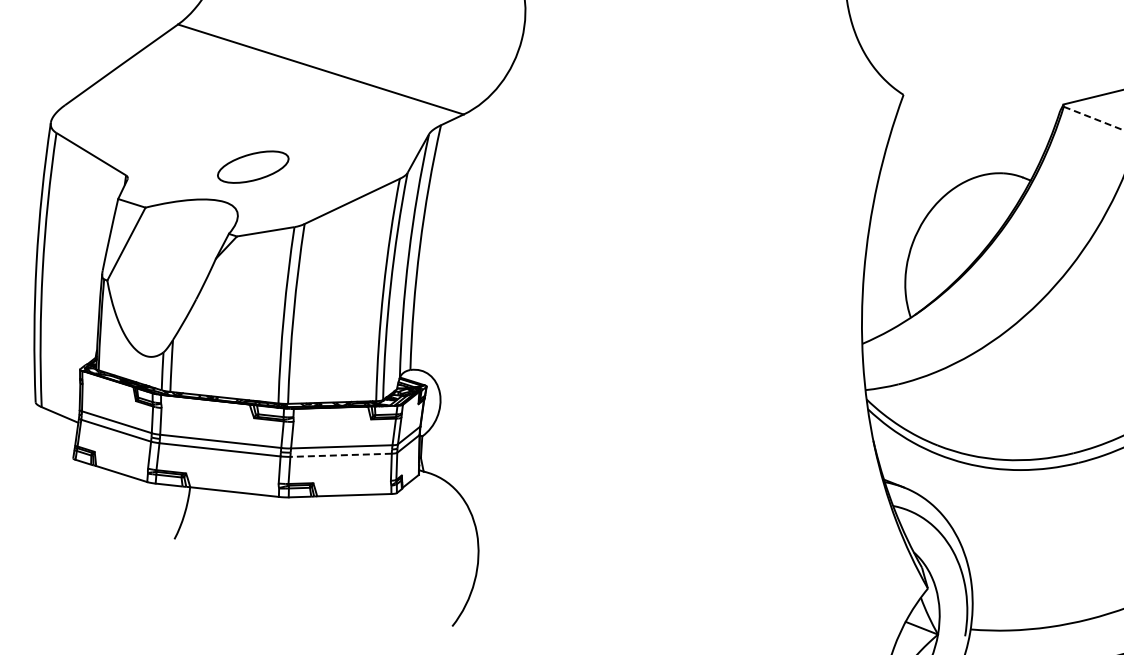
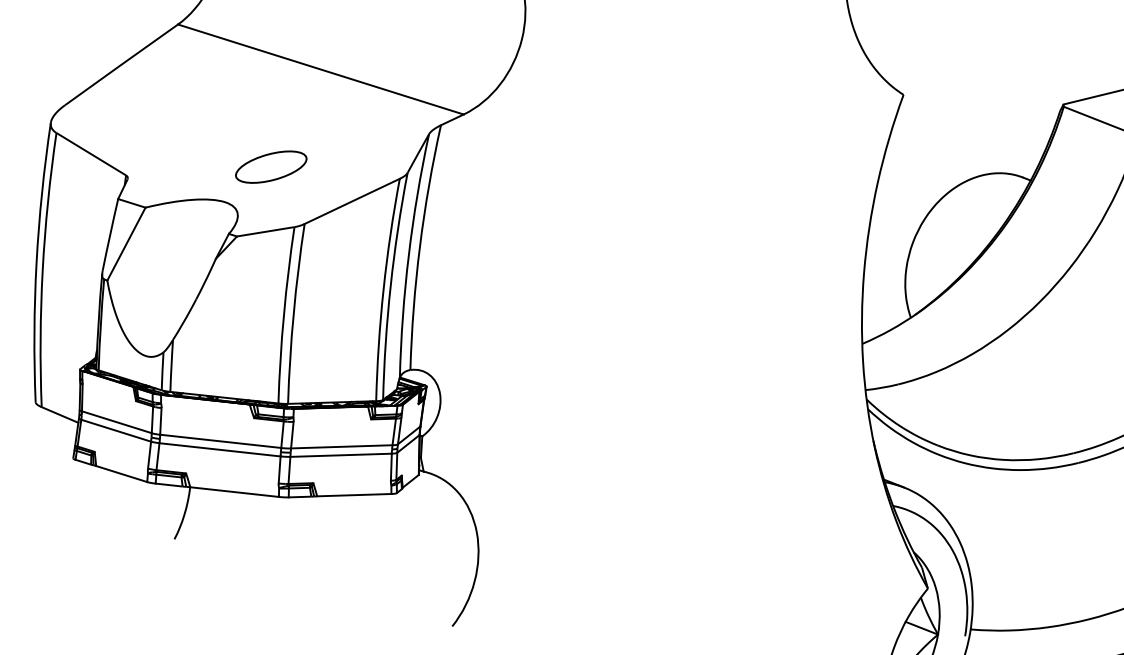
line: dashed -> solid (1094, 118)
part position: (253, 166) -> (271, 166) (271, 166)
line: dashed -> solid (341, 455)
